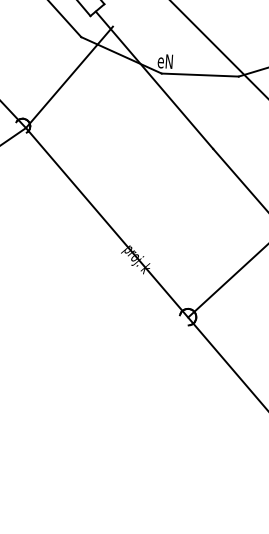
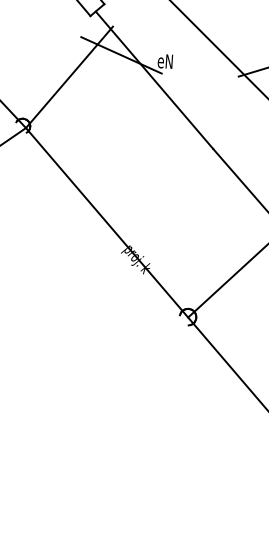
line: present -> none (65, 19)
line: present -> none (199, 74)
